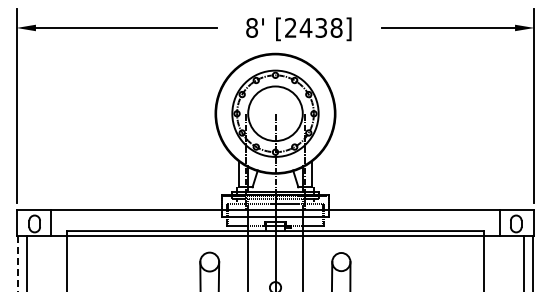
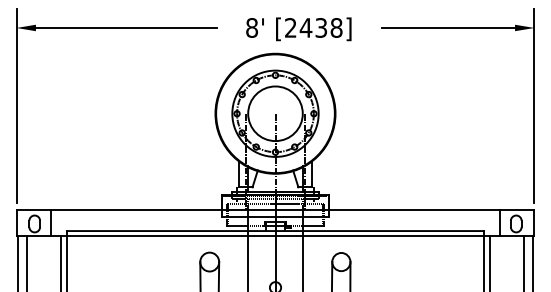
line: none -> present (61, 261)
line: none -> present (489, 261)
line: dashed -> solid (17, 263)
